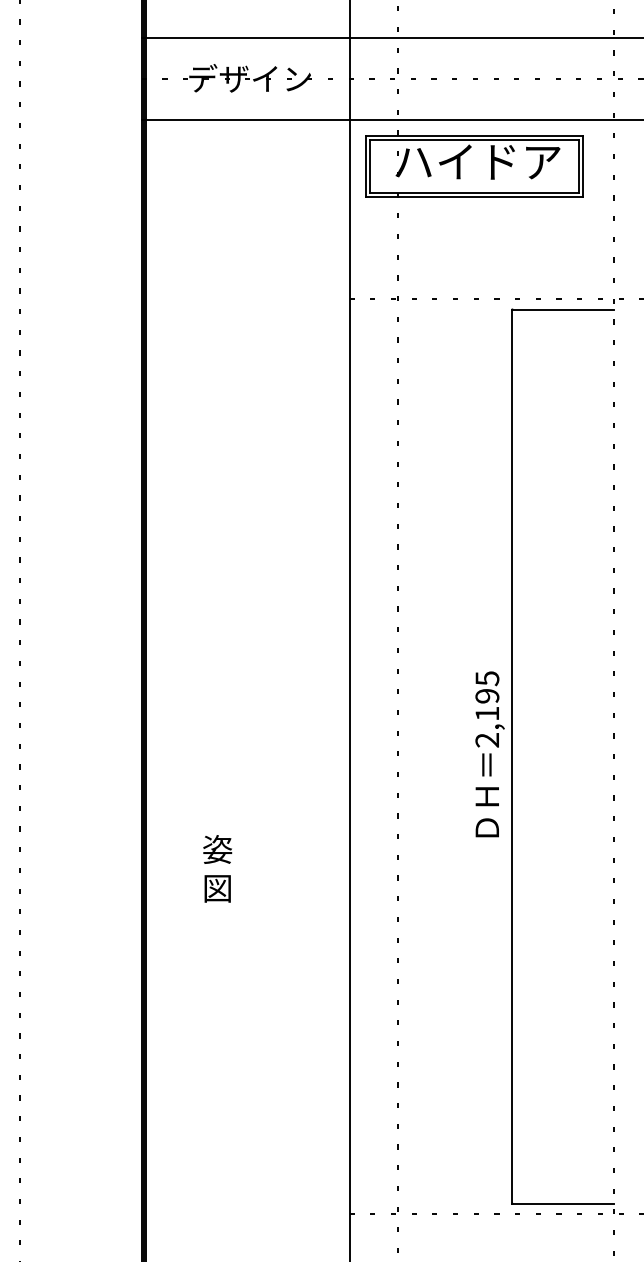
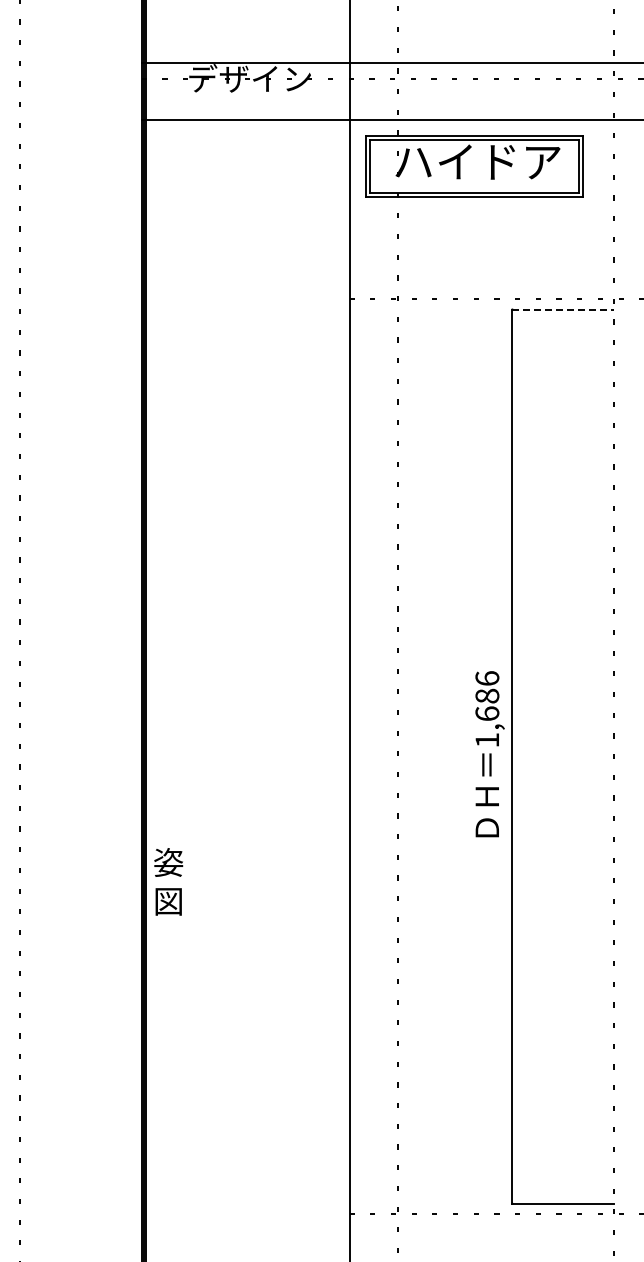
line position: (390, 38) -> (390, 63) (390, 63)
line: solid -> dashed (563, 309)
text: 2,195 -> 1,686 (487, 709)
text position: (217, 868) -> (168, 881) (168, 881)
